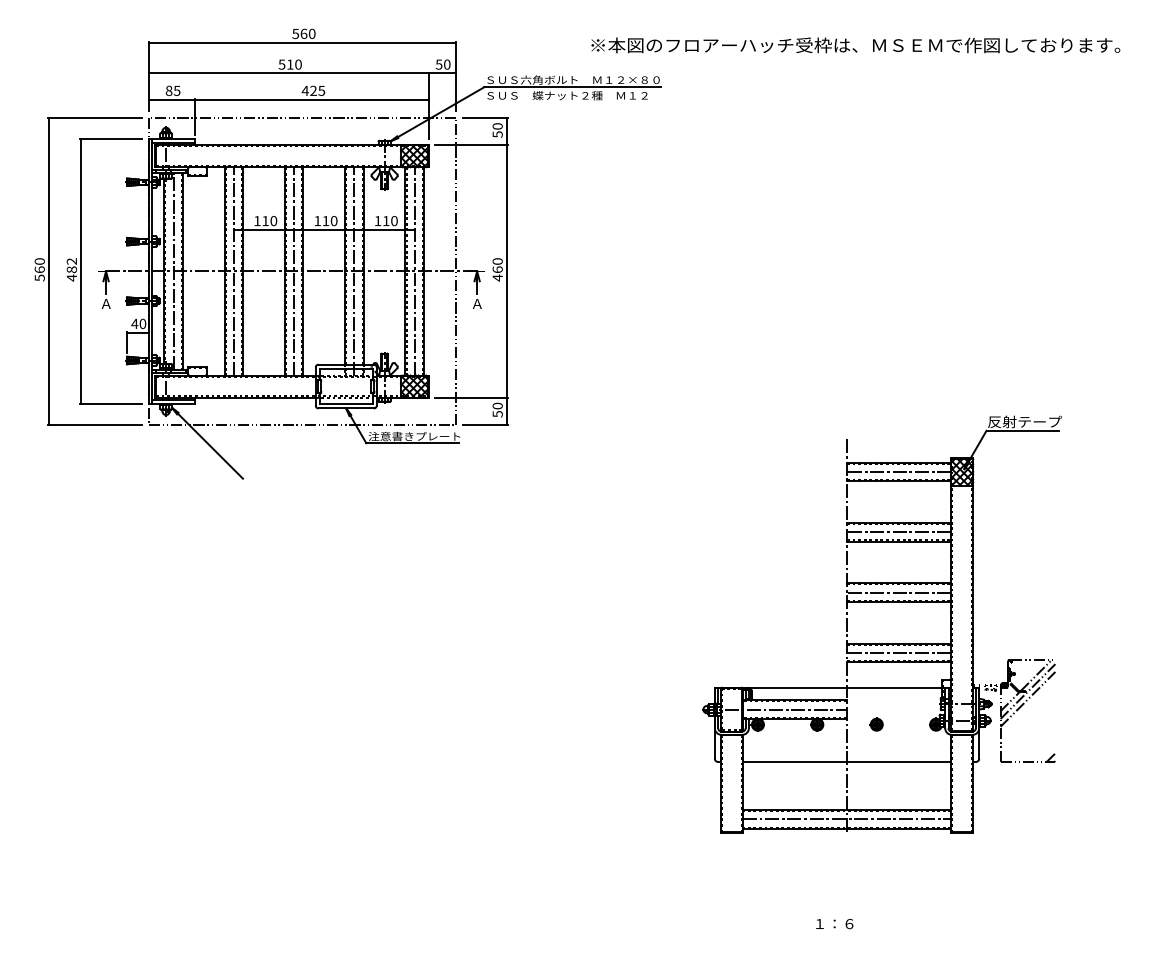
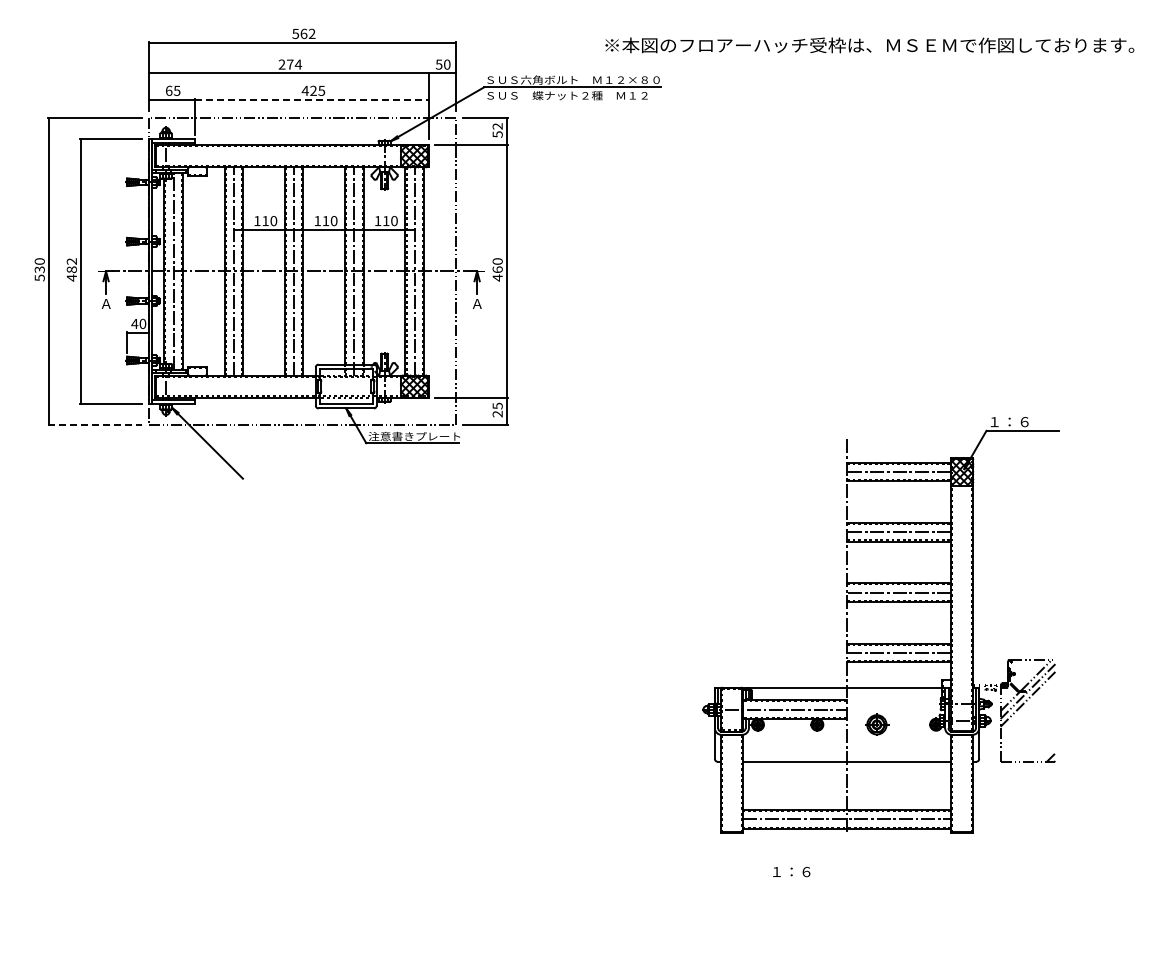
text: 560 -> 562 (311, 34)
text position: (855, 45) -> (869, 45) (869, 45)
text: 510 -> 274 (290, 64)
text: 85 -> 65 (168, 90)
line: solid -> dashed (311, 99)
text: 50 -> 52 (497, 126)
text: 560 -> 530 (39, 269)
text: 50 -> 25 (497, 409)
text: 反射テープ -> １：６ (1024, 421)
line: solid -> dashed (95, 424)
part size: 15x15 px -> 25x23 px (877, 724)
text position: (834, 924) -> (791, 872) (791, 872)
